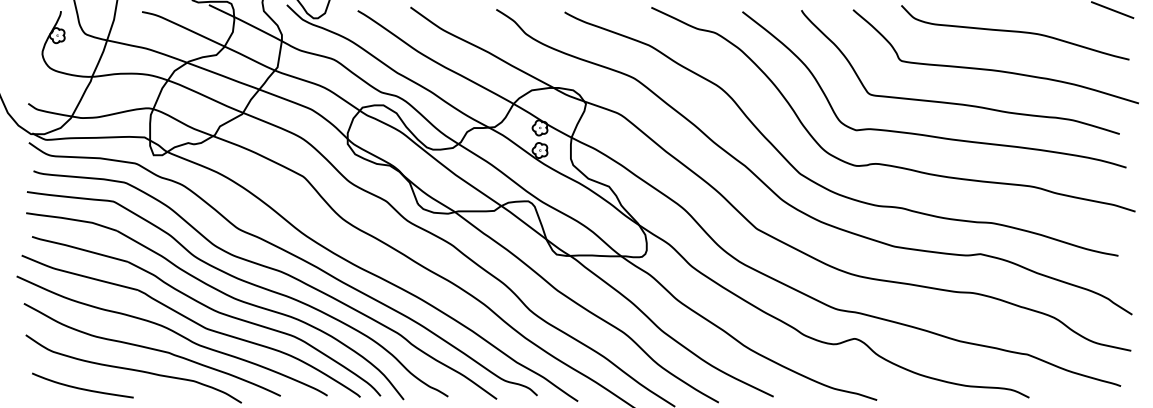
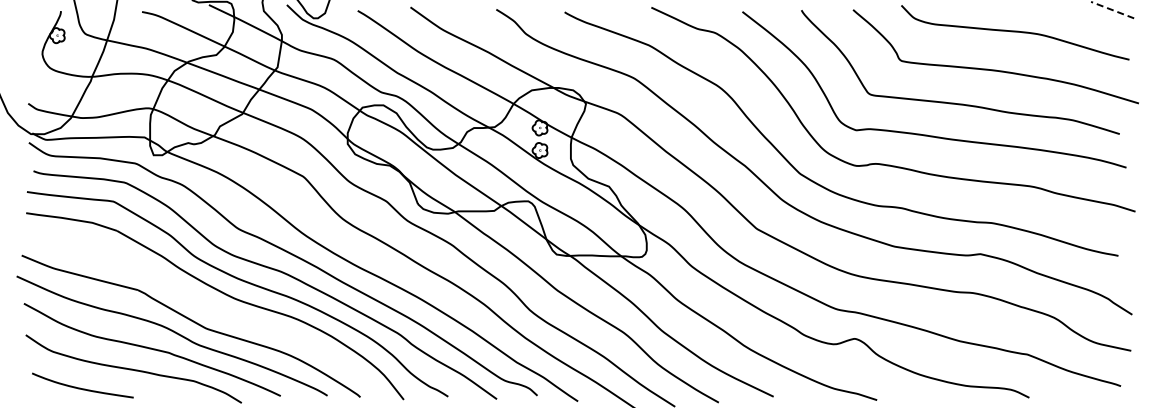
line: solid -> dashed (1112, 9)
part: present -> none (209, 309)
